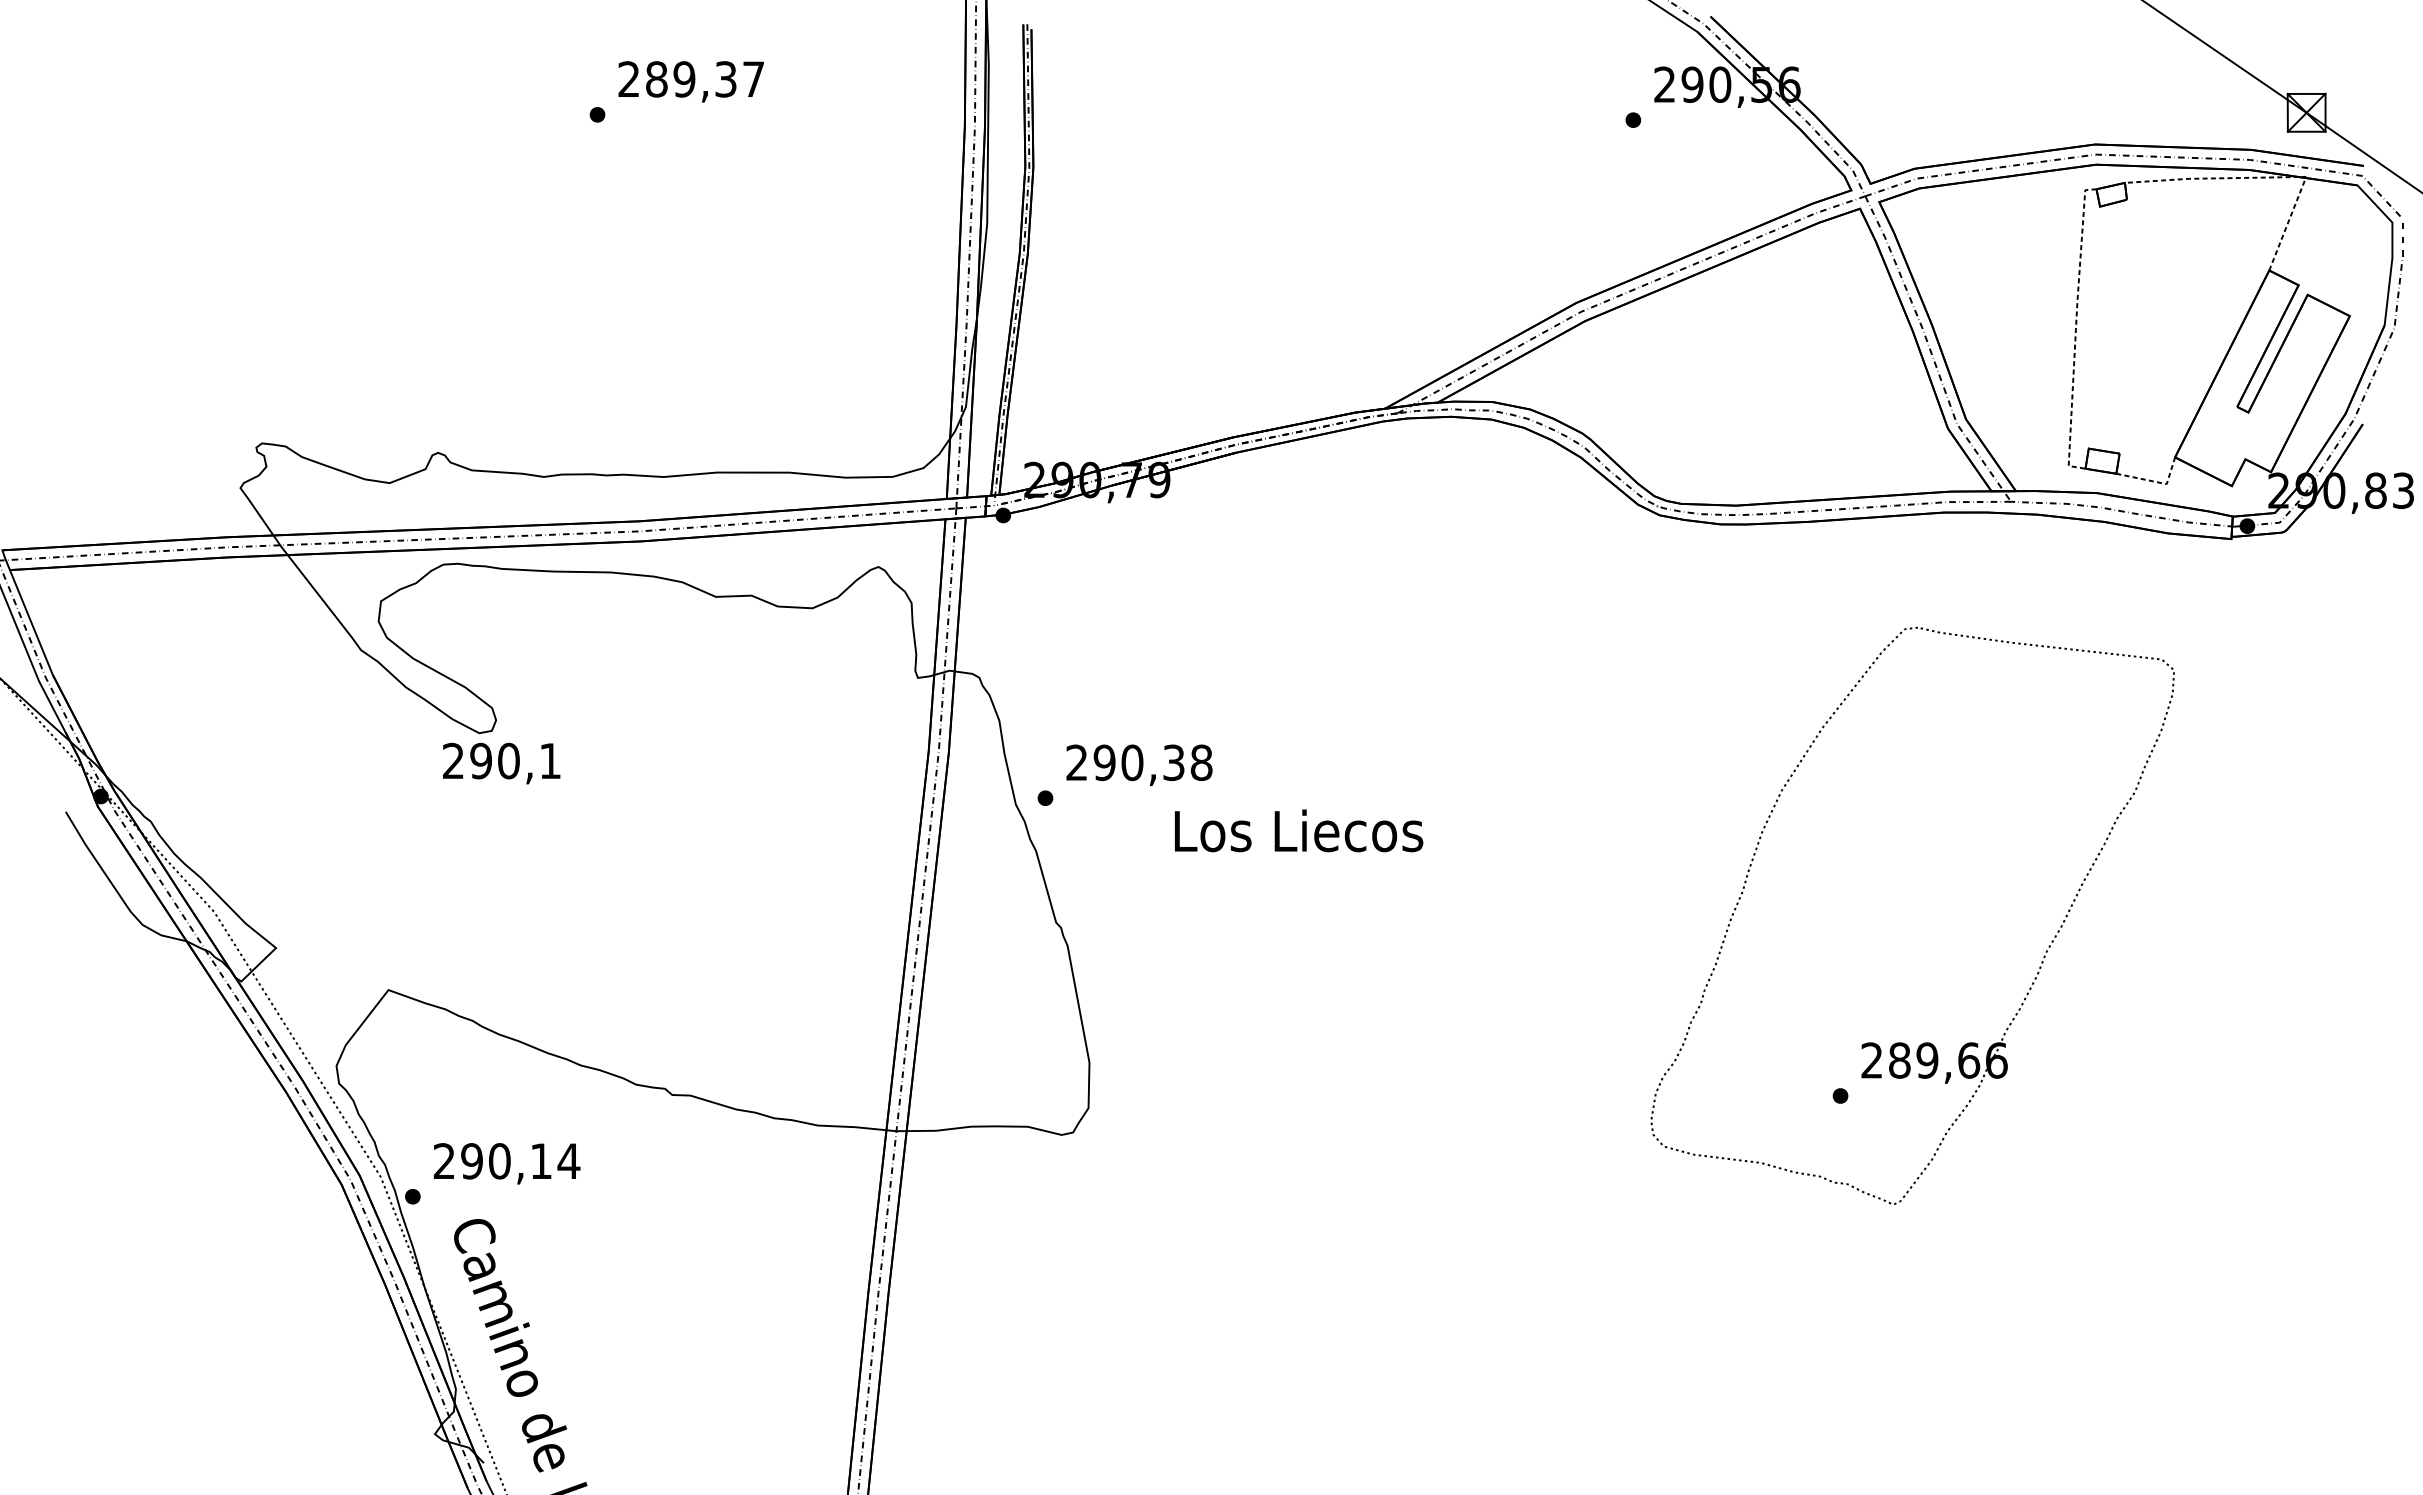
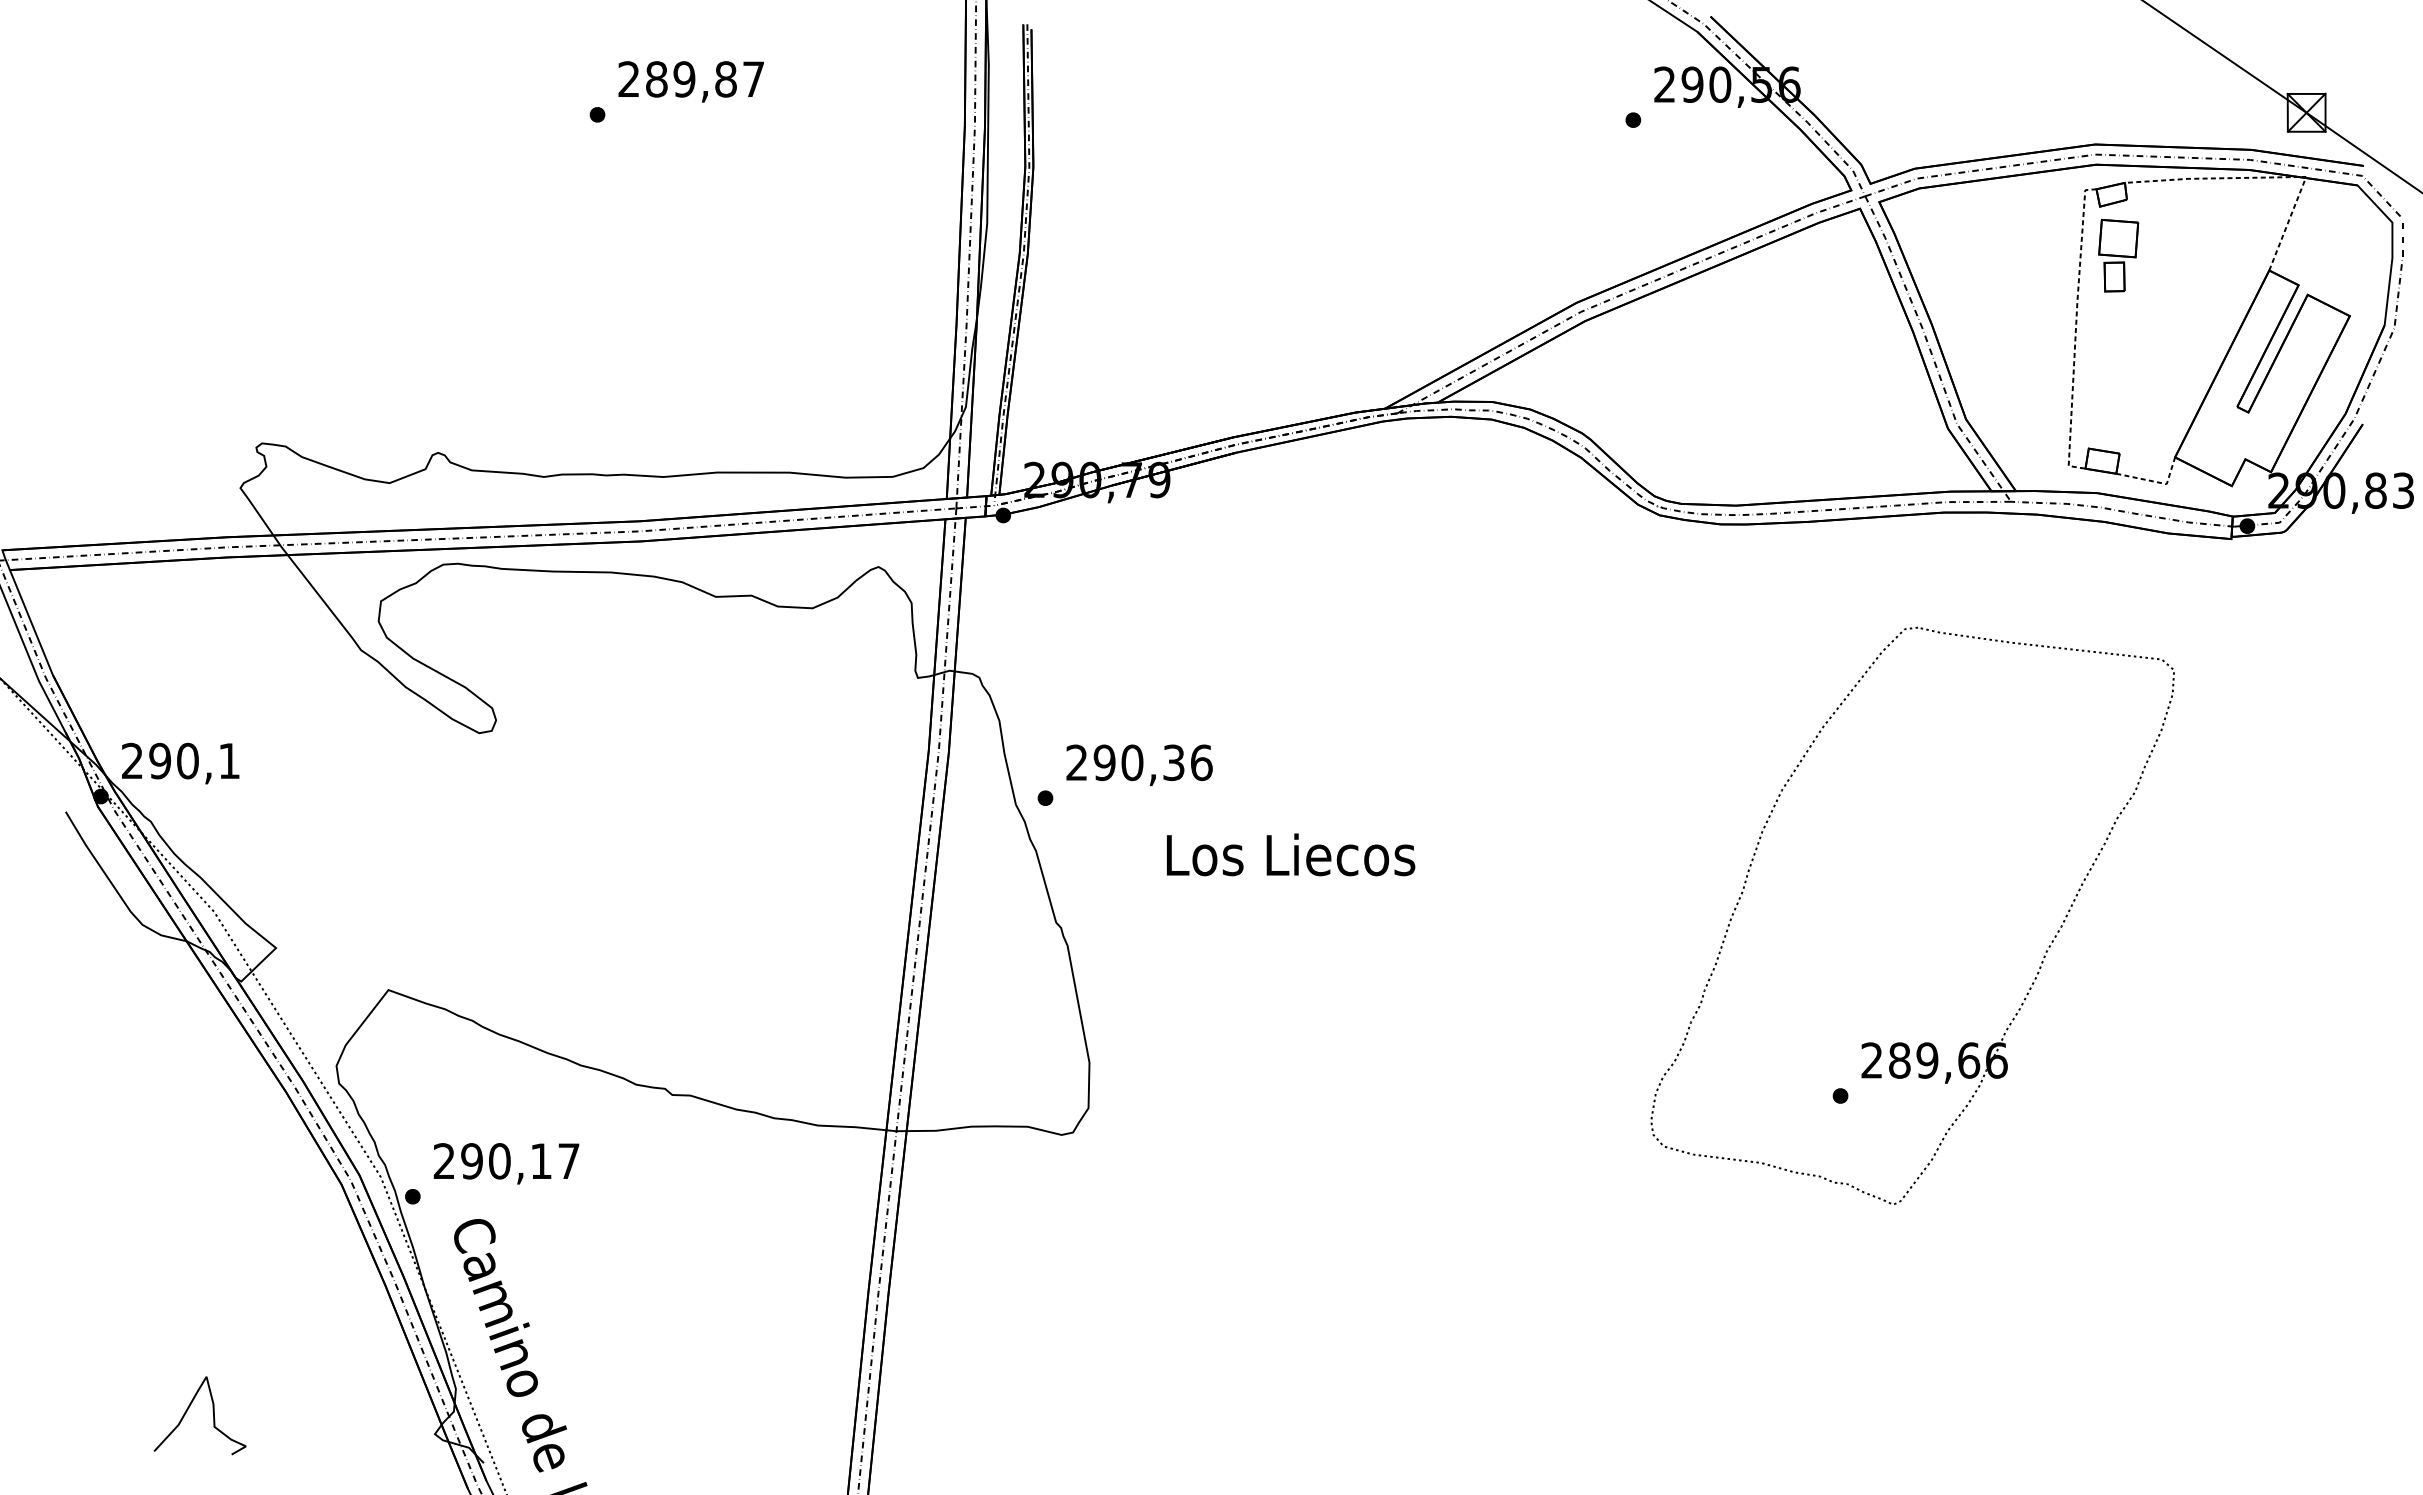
text: 289,37 -> 289,87 (725, 79)
part: none -> present (2118, 255)
text: 290,38 -> 290,36 (1201, 762)
text position: (501, 763) -> (180, 763) (180, 763)
text position: (1299, 830) -> (1291, 854) (1291, 854)
text: 290,14 -> 290,17 (568, 1160)
curve: none -> present (189, 1408)
